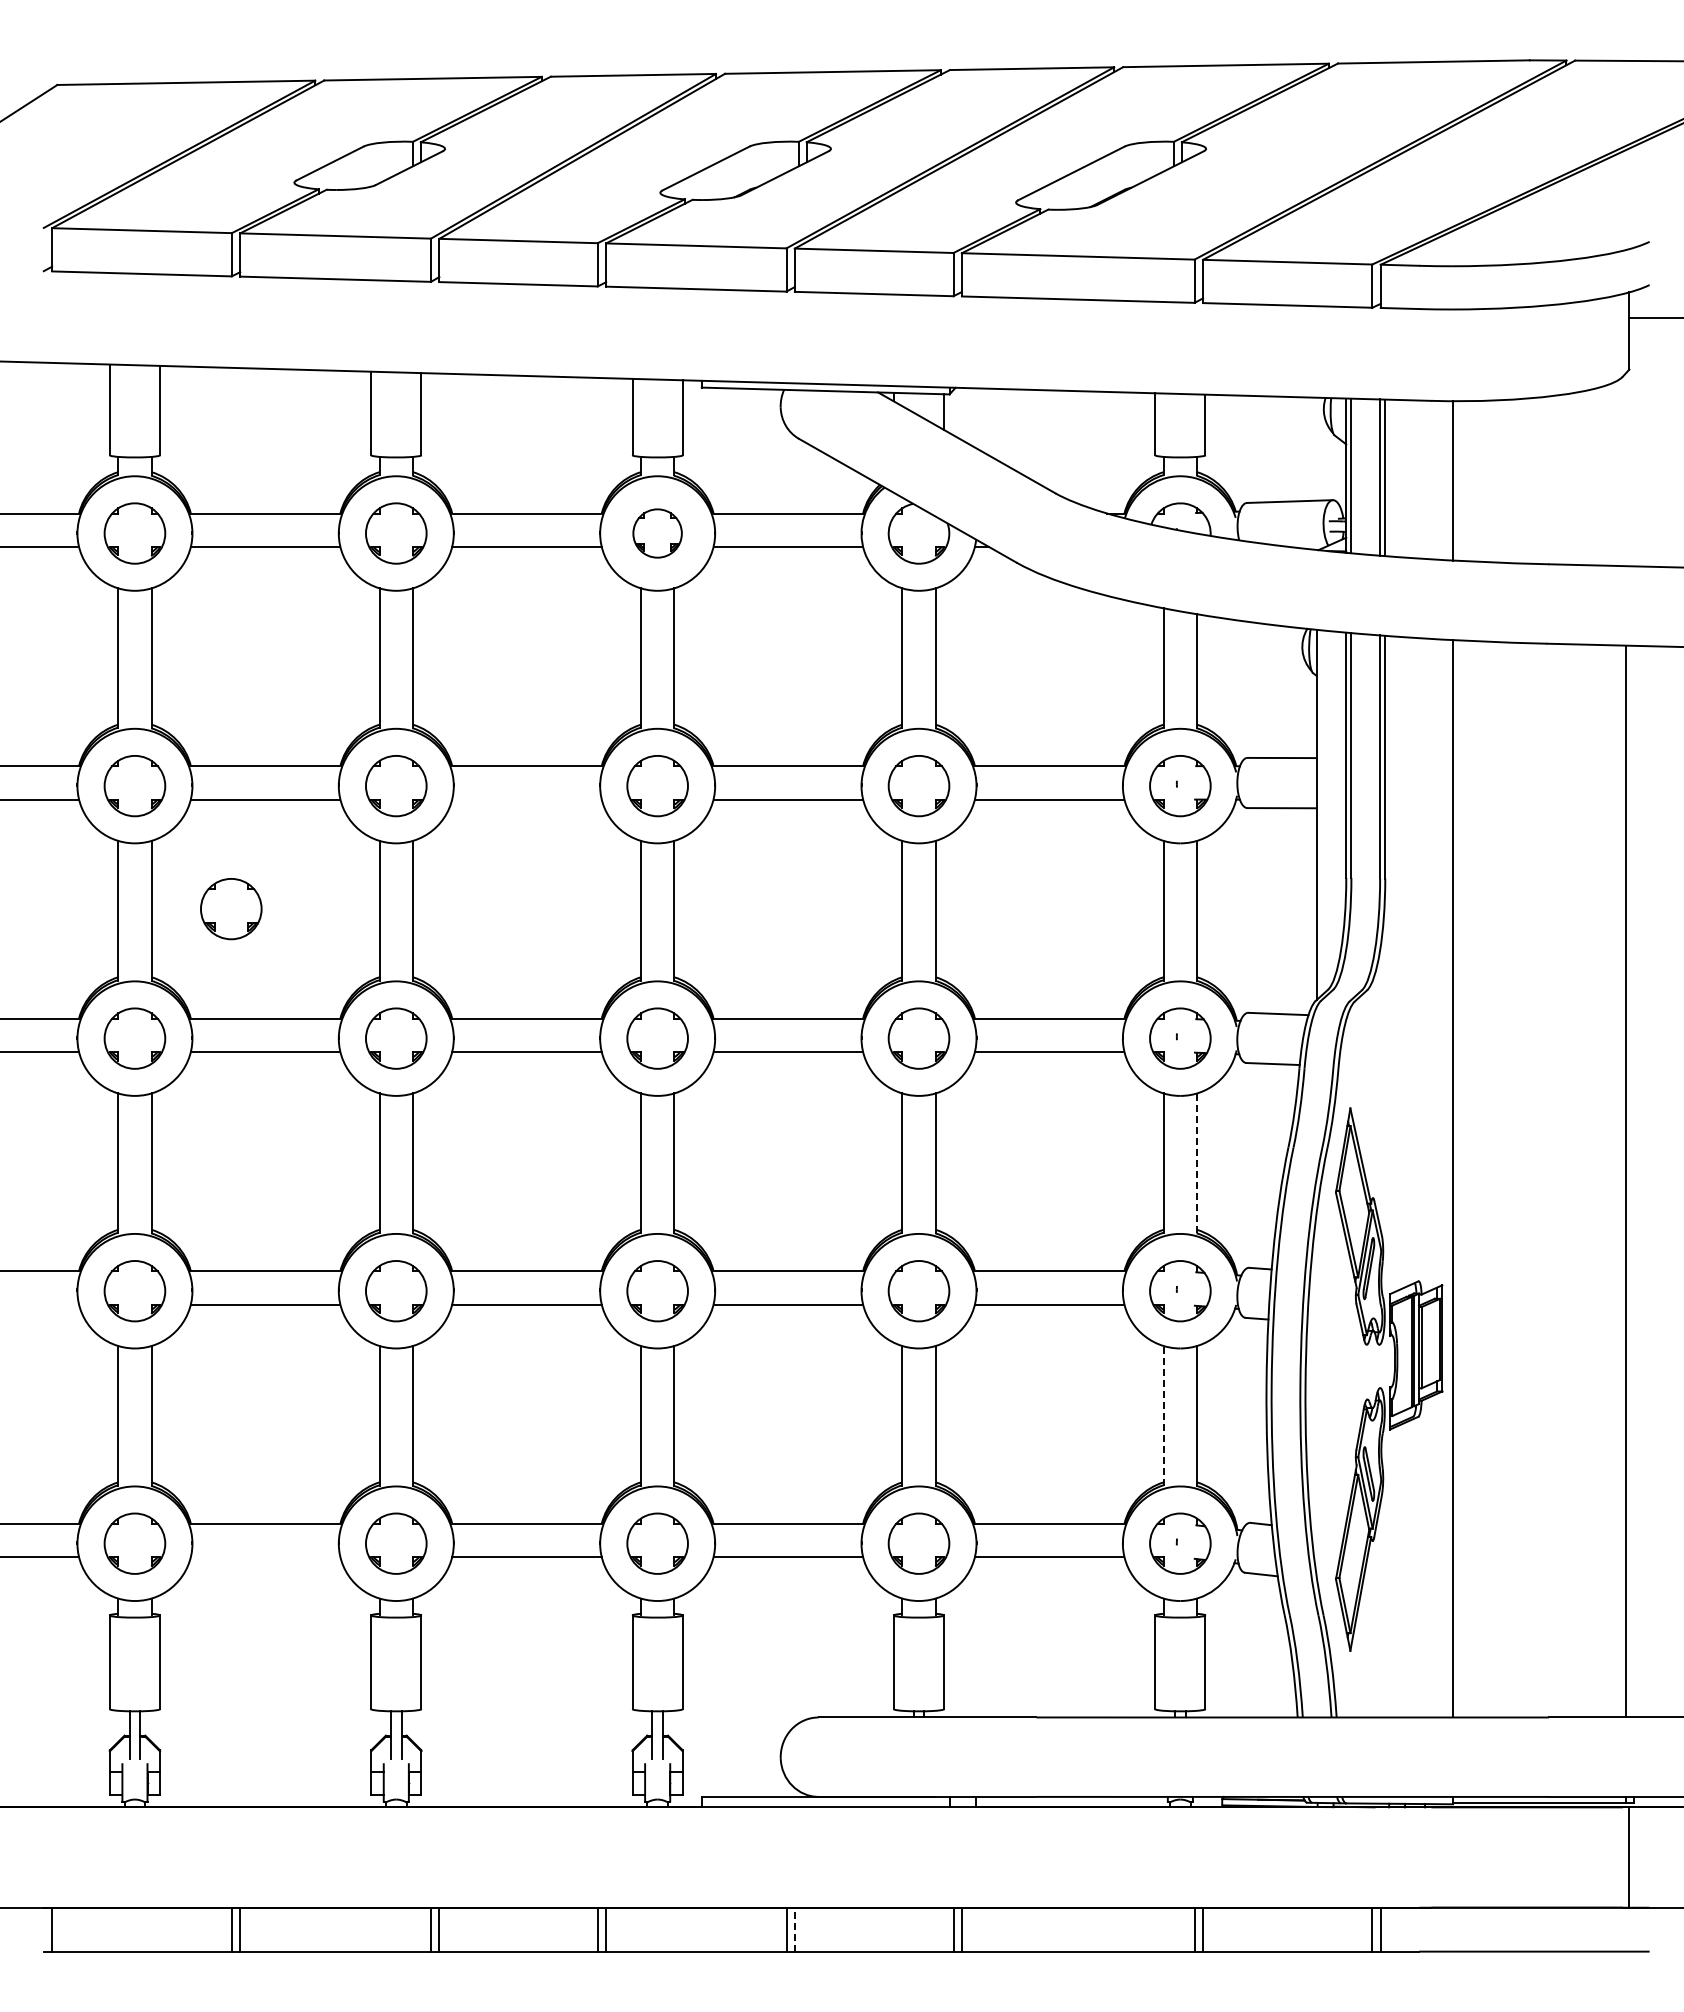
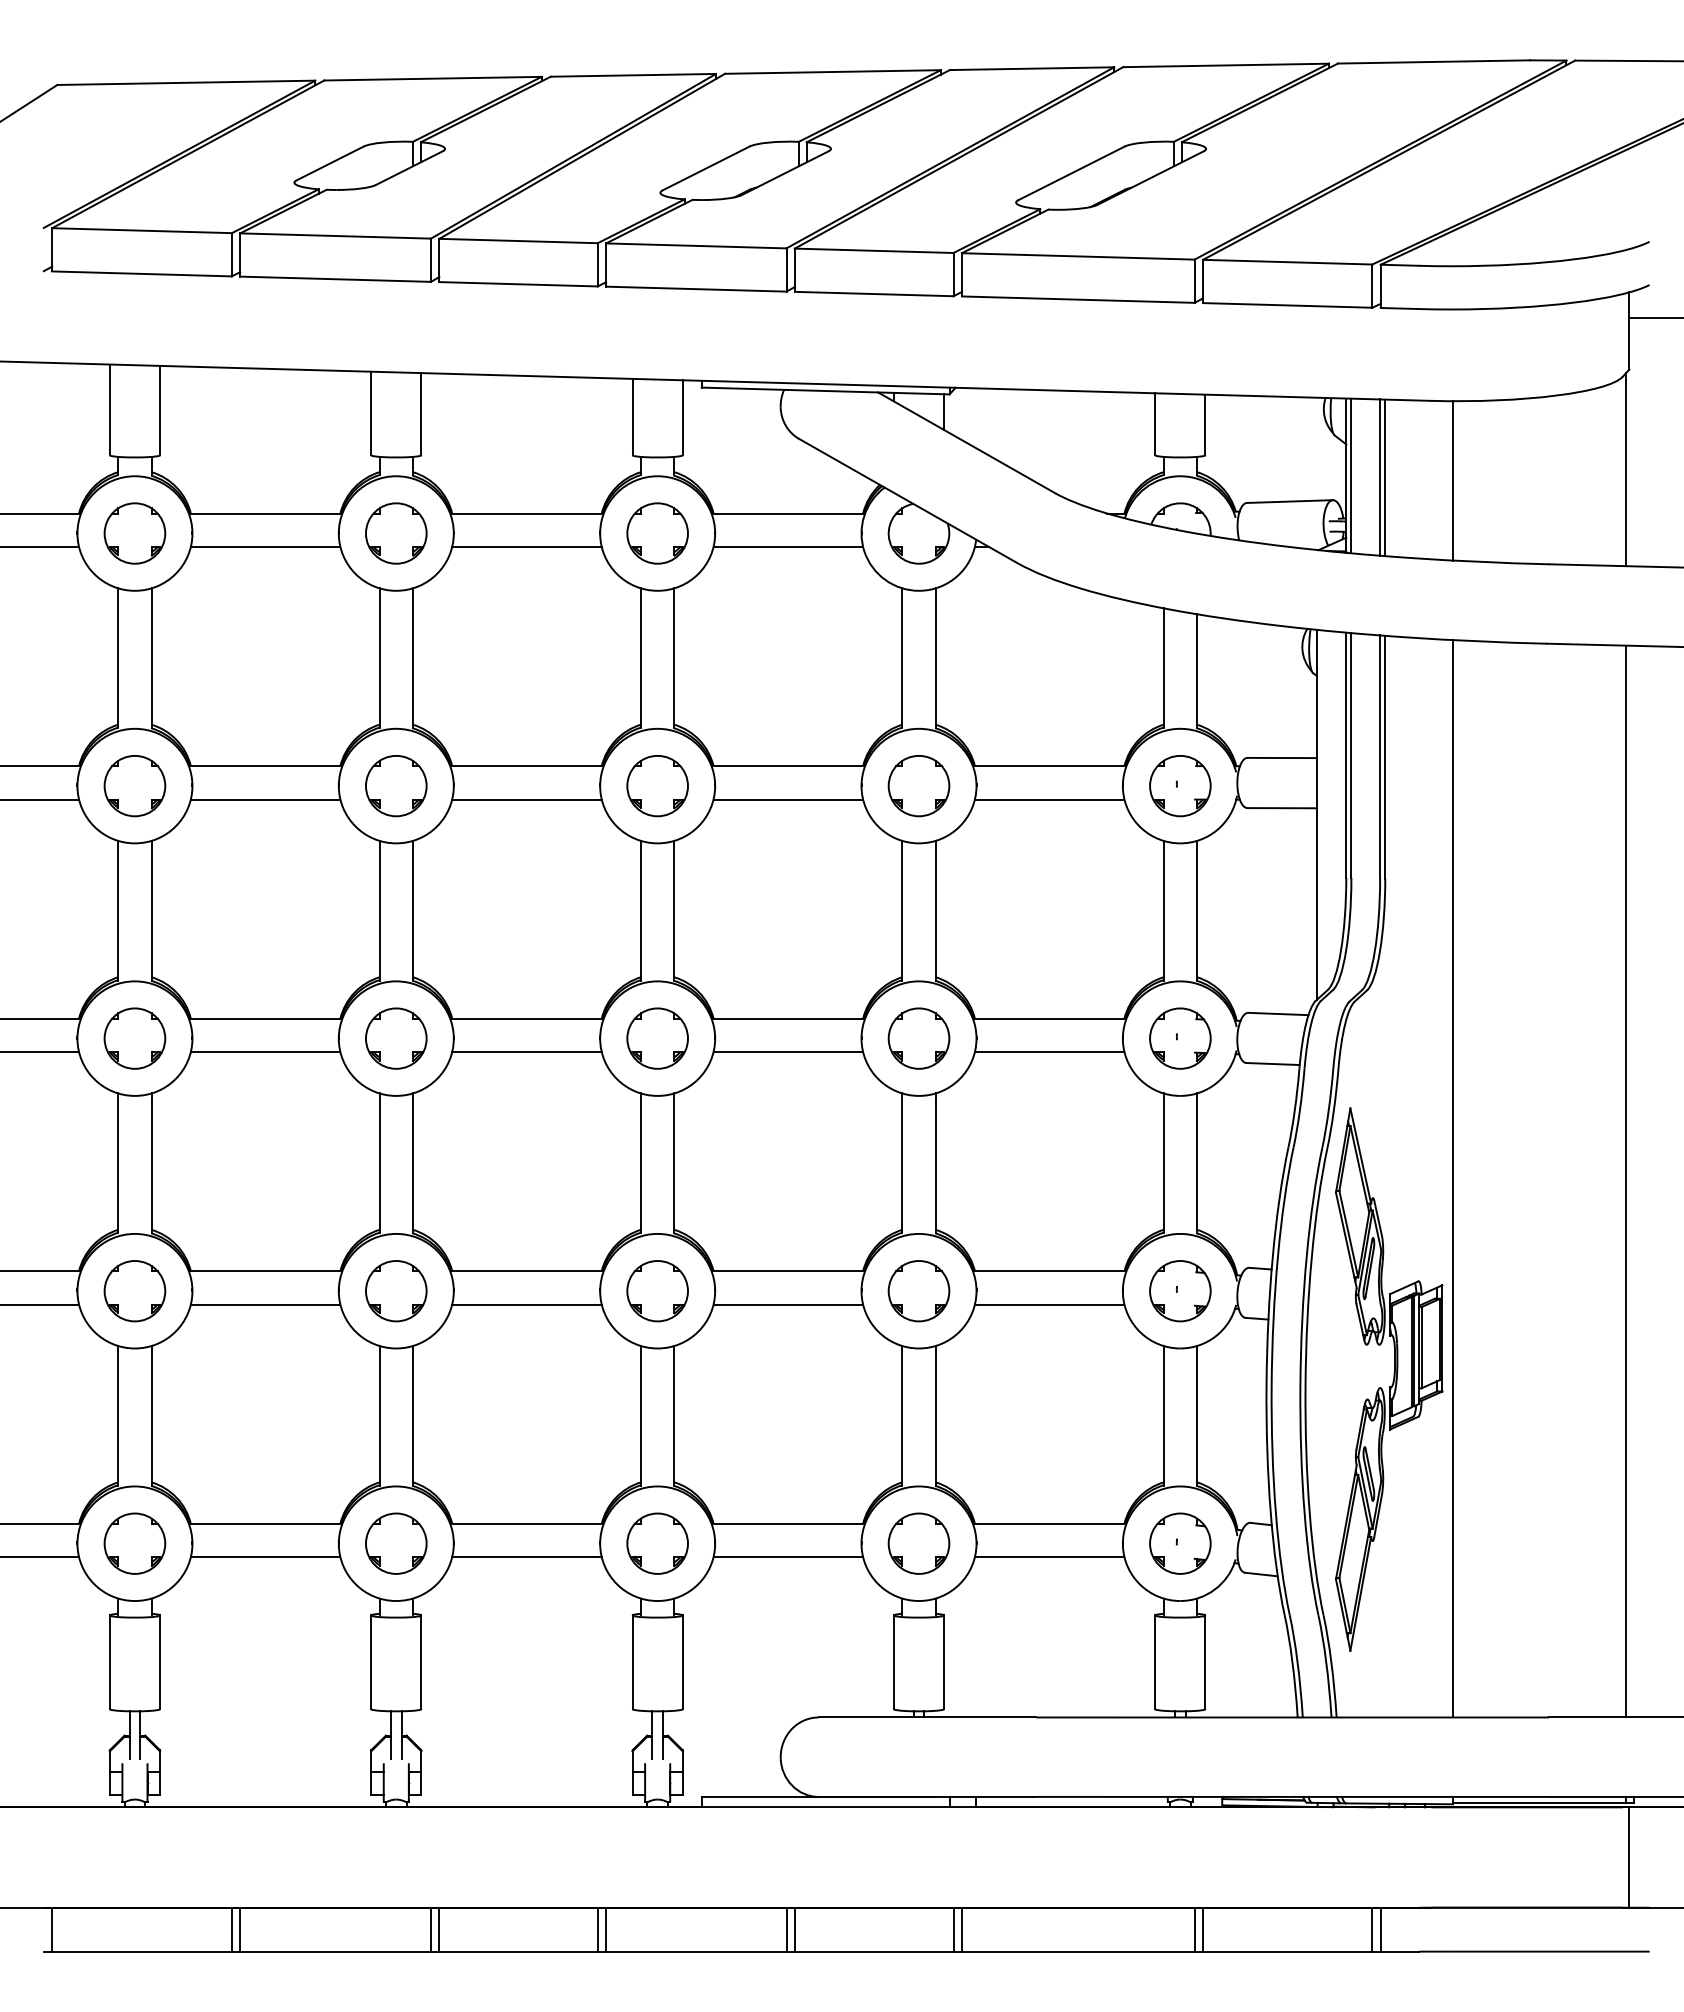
line: none -> present (1625, 469)
part size: 51x51 px -> 63x63 px (657, 533)
line: none -> present (526, 799)
part: present -> none (231, 909)
line: dashed -> solid (1197, 1163)
line: none -> present (40, 1304)
line: dashed -> solid (1163, 1415)
line: none -> present (265, 1557)
line: dashed -> solid (794, 1929)
